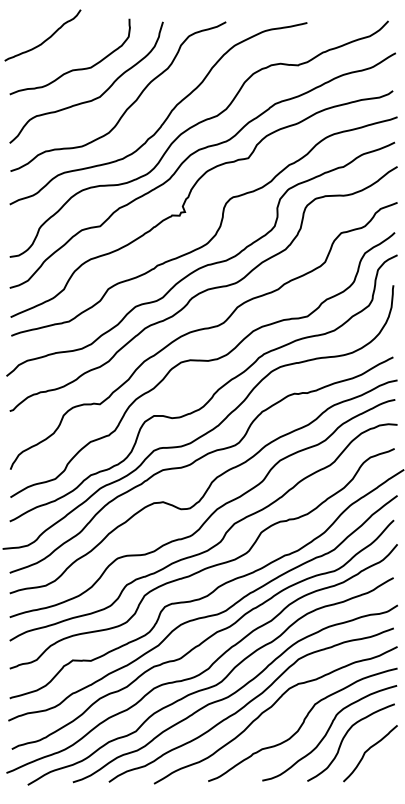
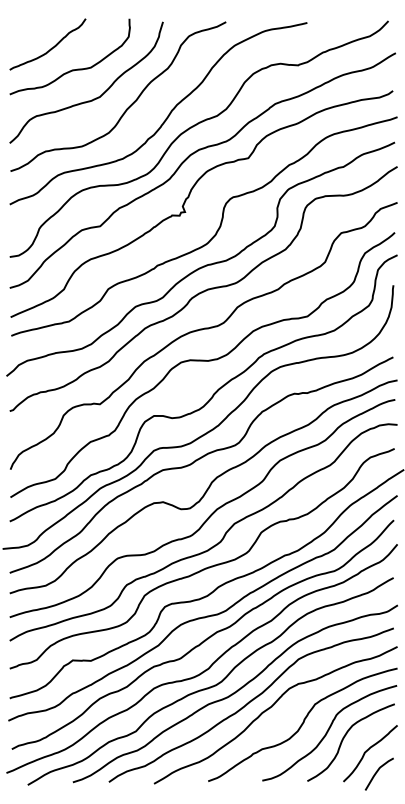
curve position: (46, 38) -> (51, 47) (51, 47)
curve: none -> present (377, 772)
